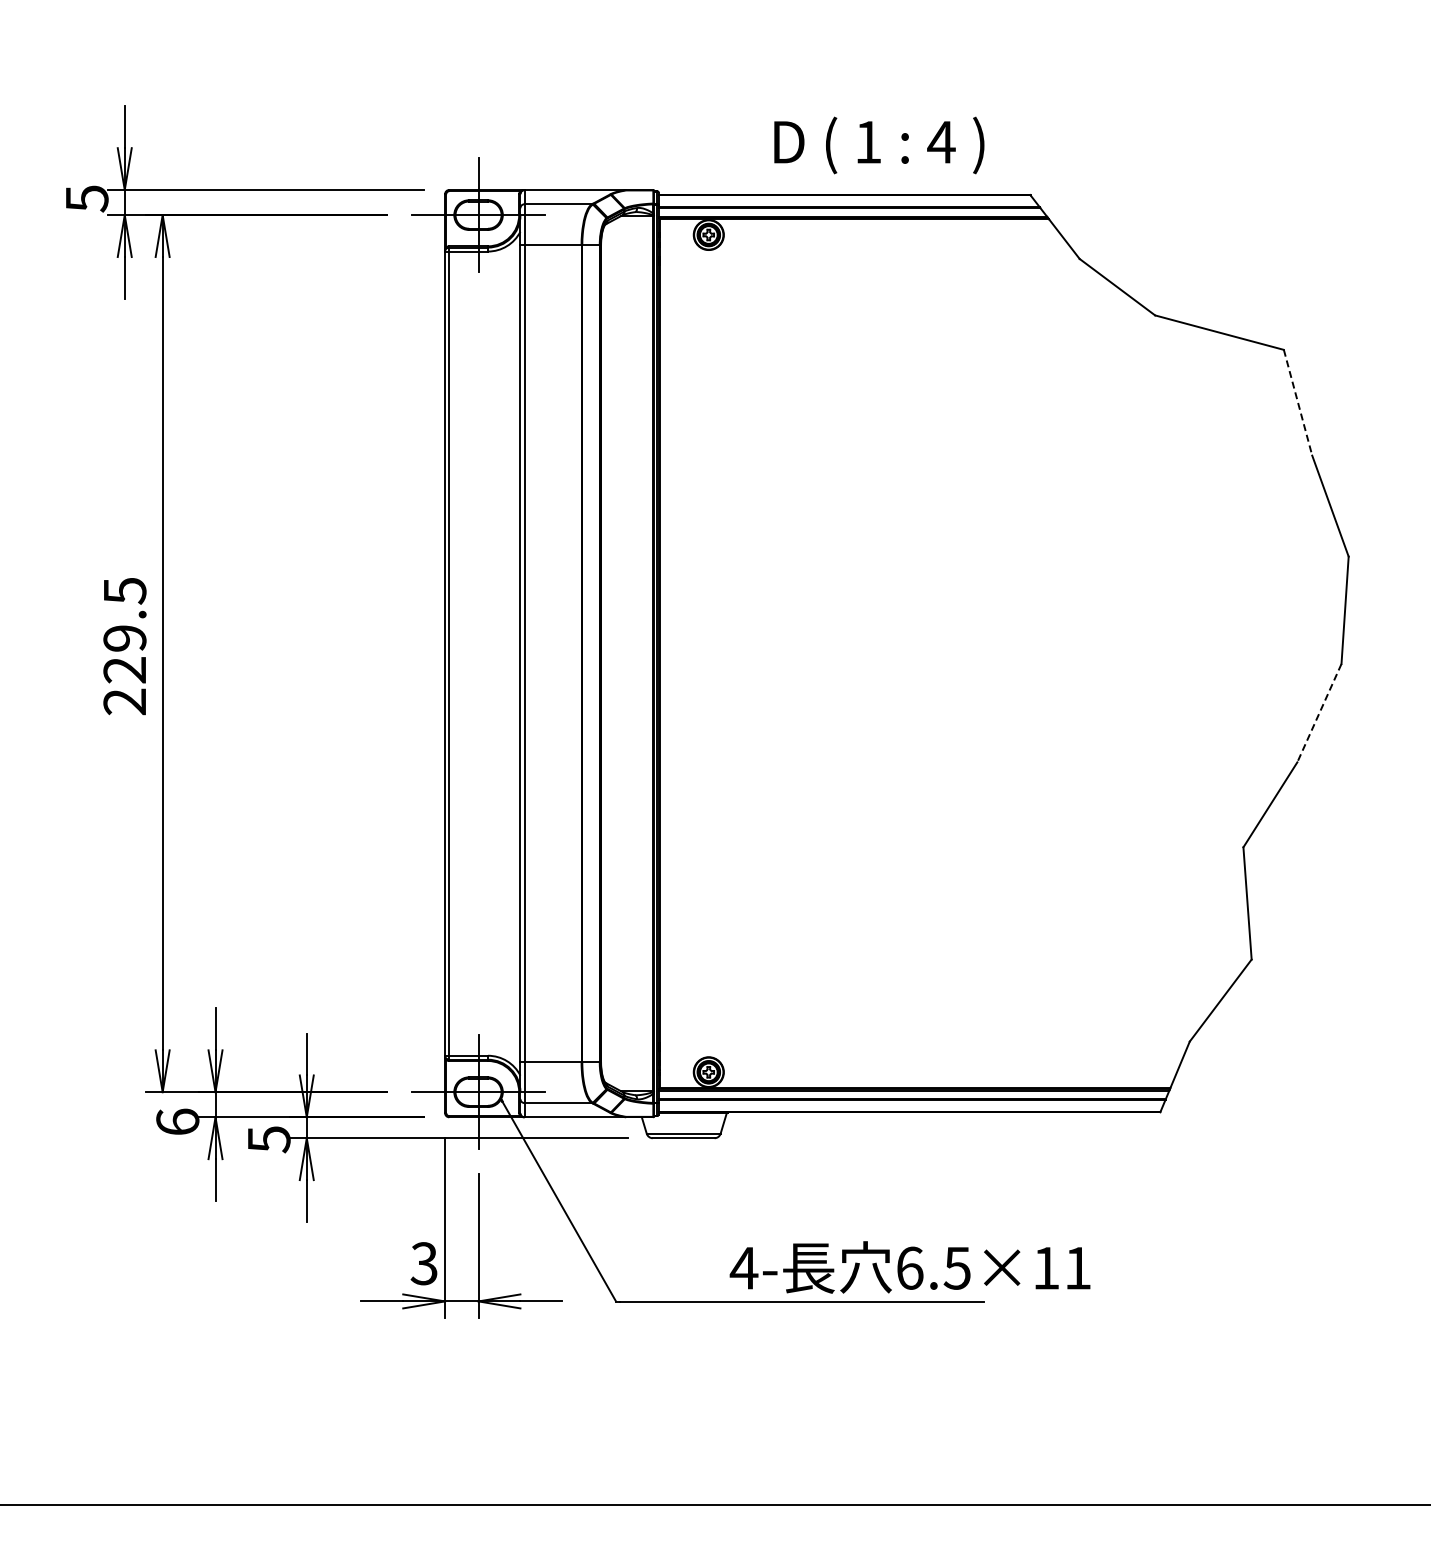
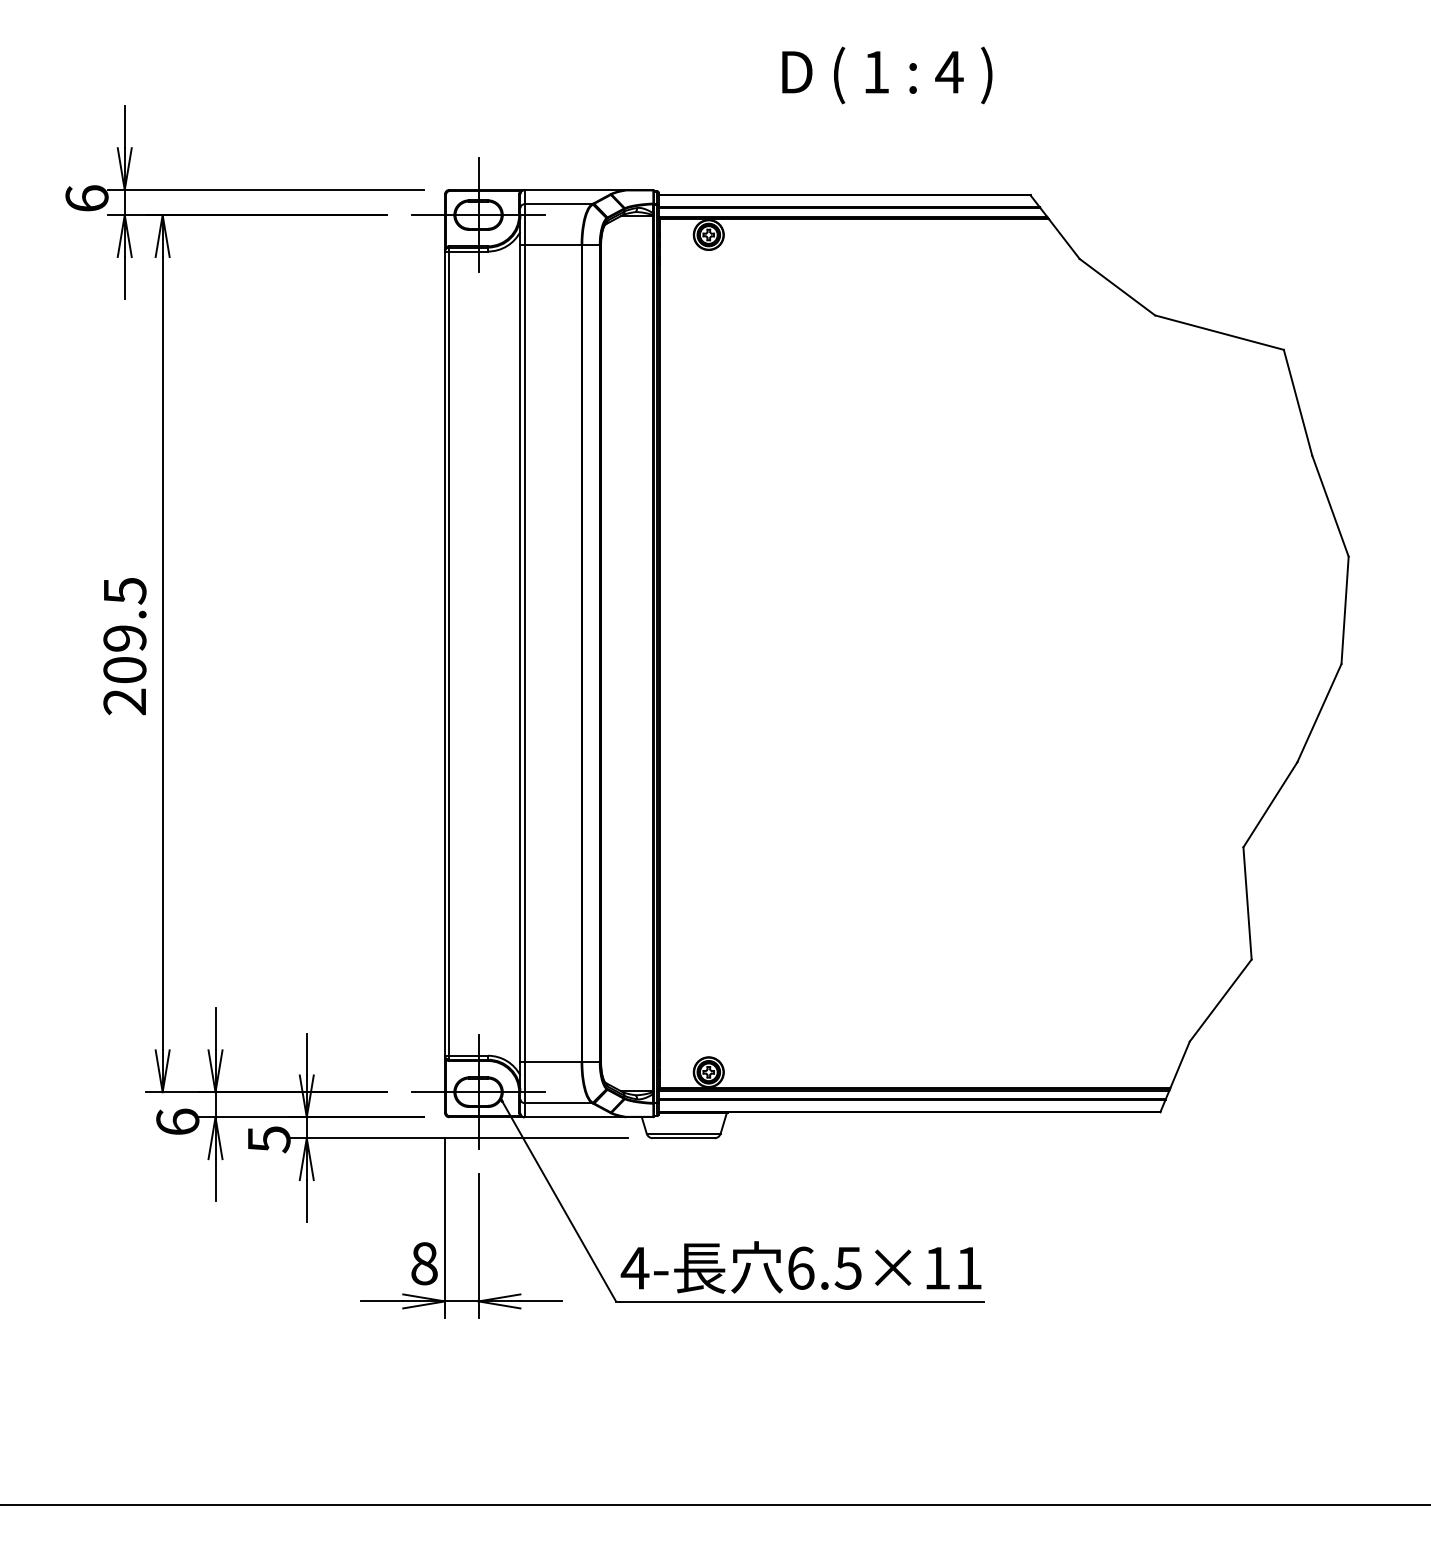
text position: (879, 145) -> (887, 75) (887, 75)
text: 5 -> 6 (86, 198)
line: dashed -> solid (1298, 402)
text: 229.5 -> 209.5 (124, 670)
line: dashed -> solid (1319, 713)
text: 3 -> 8 (423, 1263)
text position: (909, 1267) -> (800, 1267) (800, 1267)
